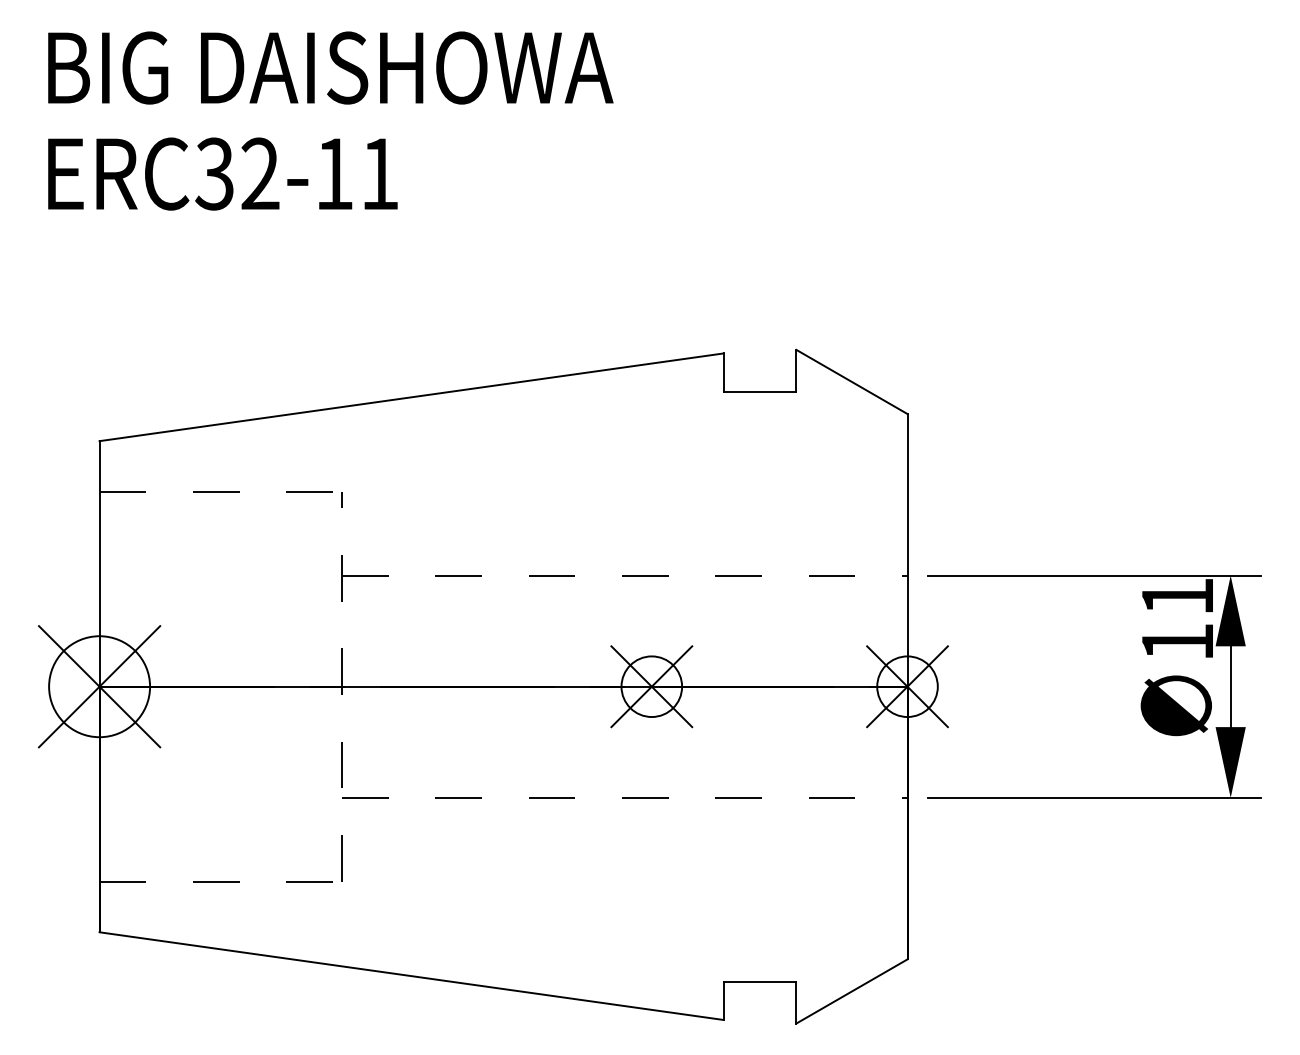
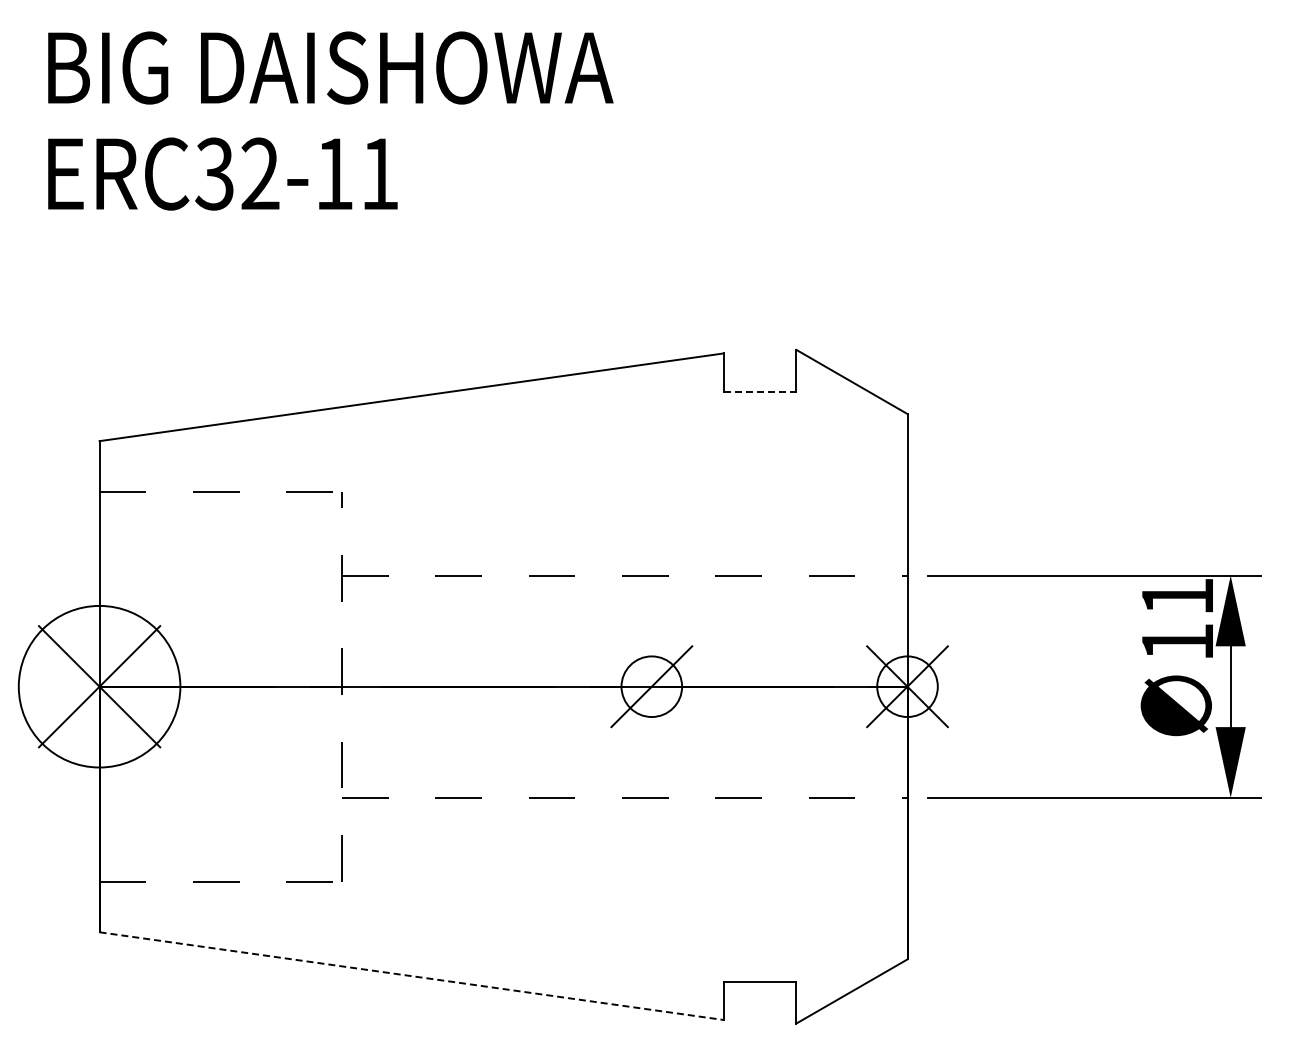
line: solid -> dashed (760, 391)
circle diameter: 101 px -> 162 px (99, 686)
line: present -> none (651, 686)
line: solid -> dashed (412, 976)
